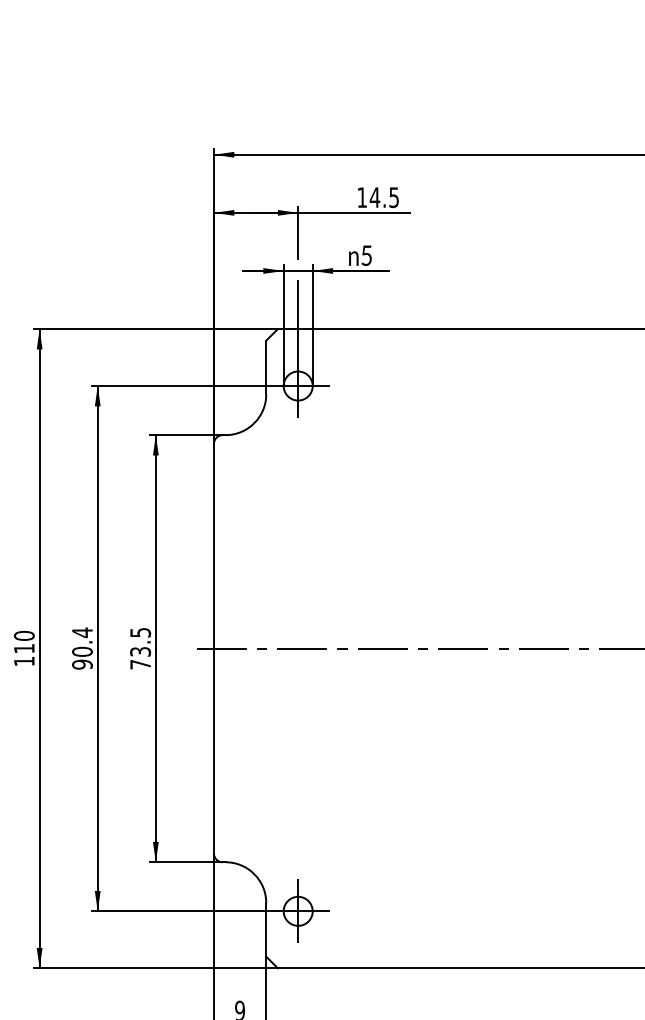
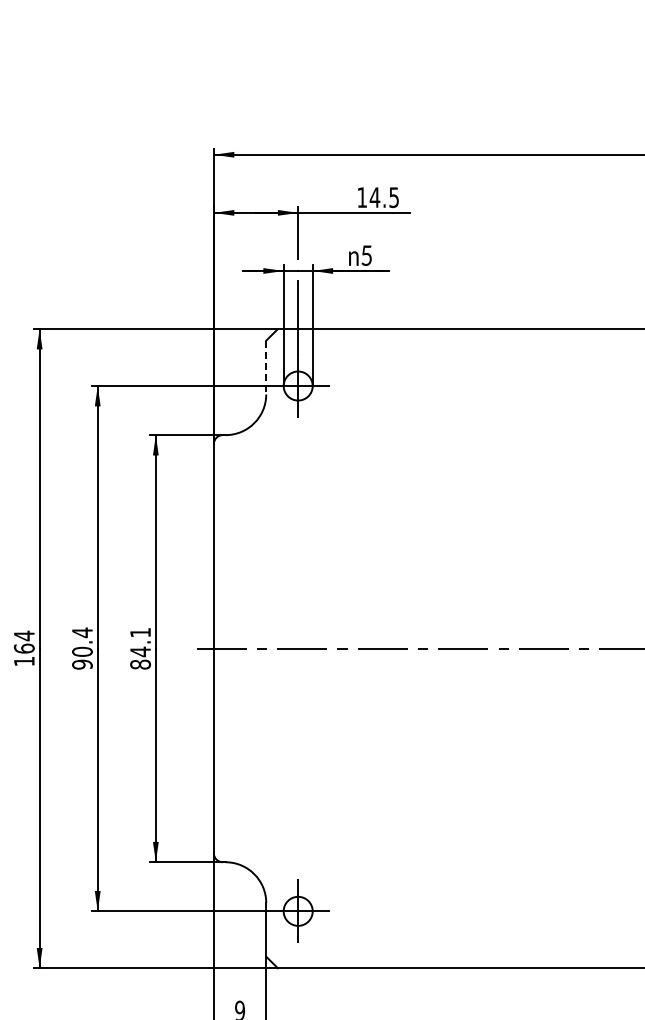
line: solid -> dashed (266, 367)
text: 110 -> 164 (23, 641)
text: 73.5 -> 84.1 (140, 648)
